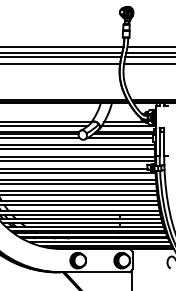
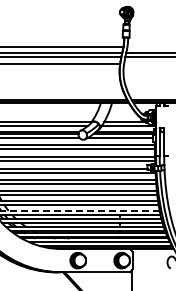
line: present -> none (149, 46)
line: present -> none (148, 63)
line: solid -> dashed (79, 210)
